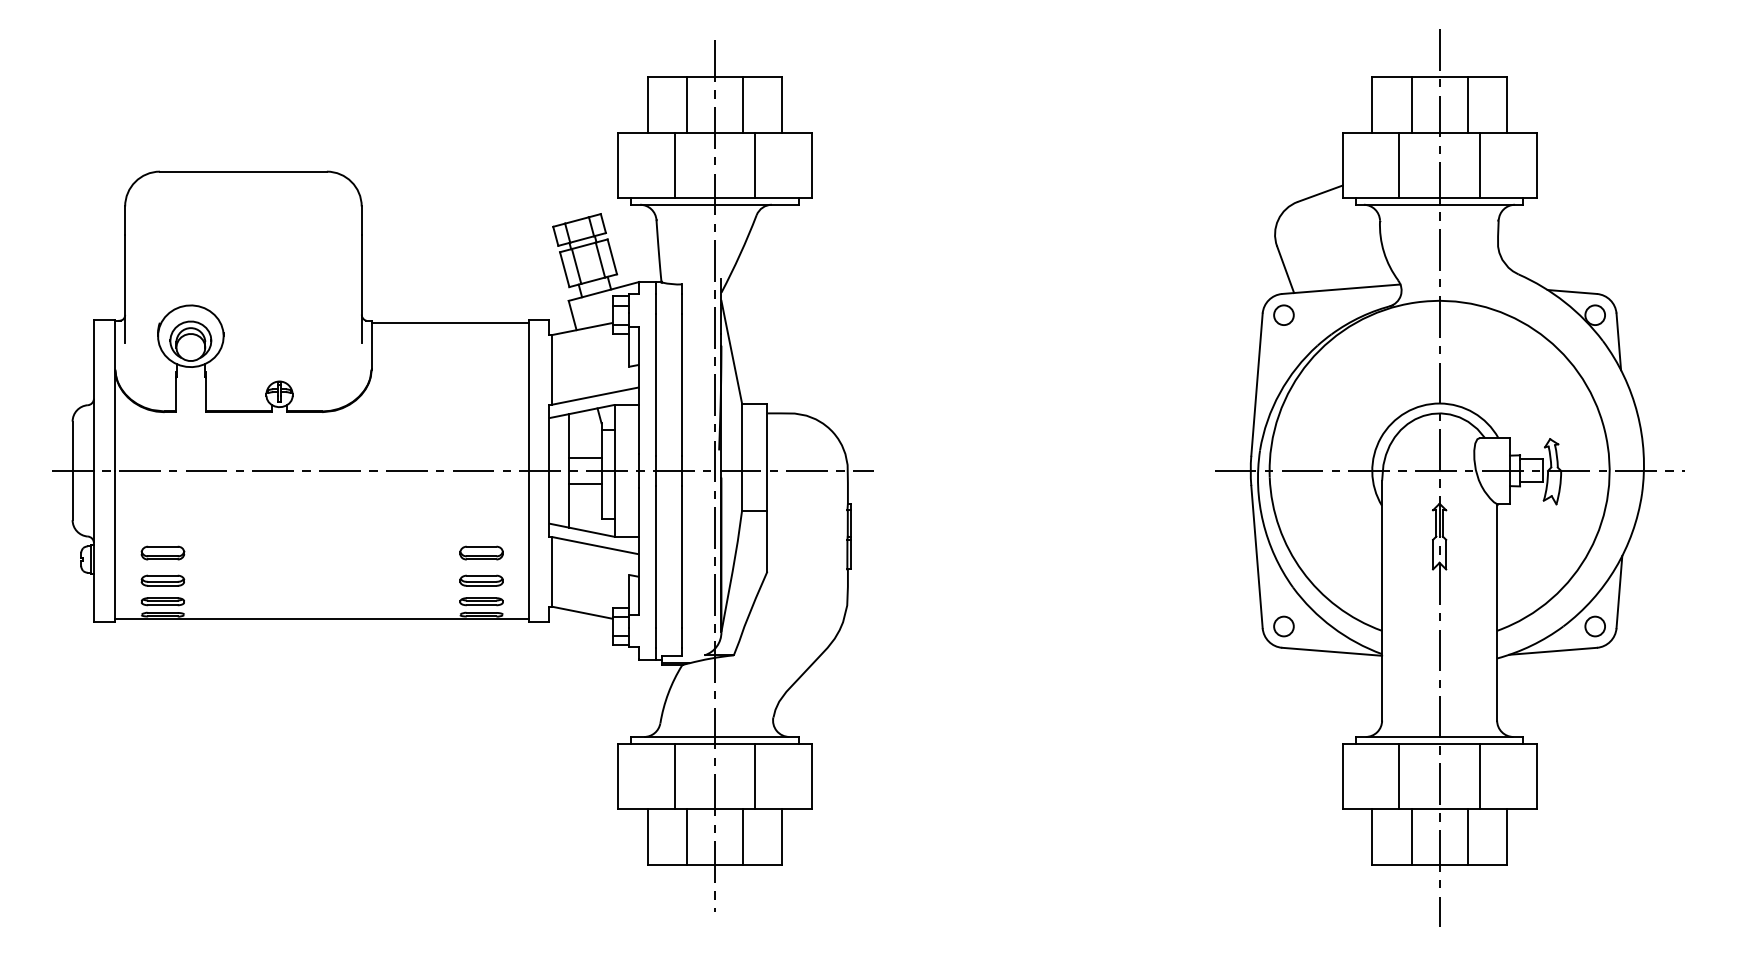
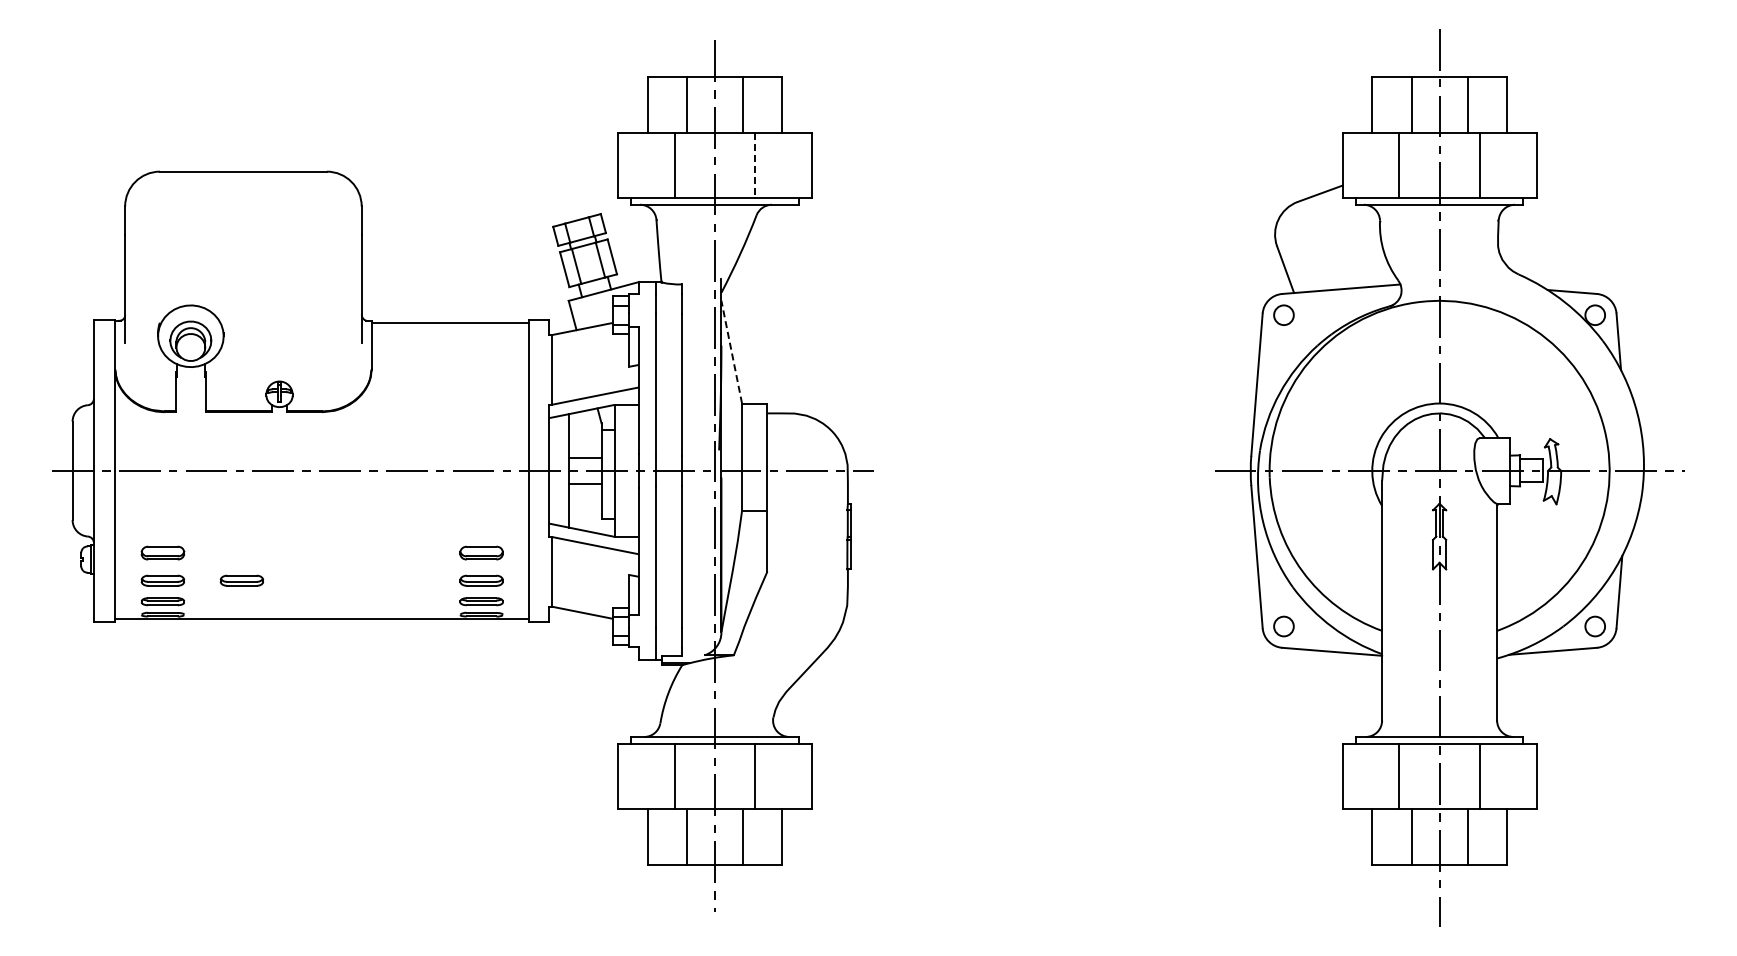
line: solid -> dashed (755, 165)
line: solid -> dashed (731, 351)
part: none -> present (241, 580)
